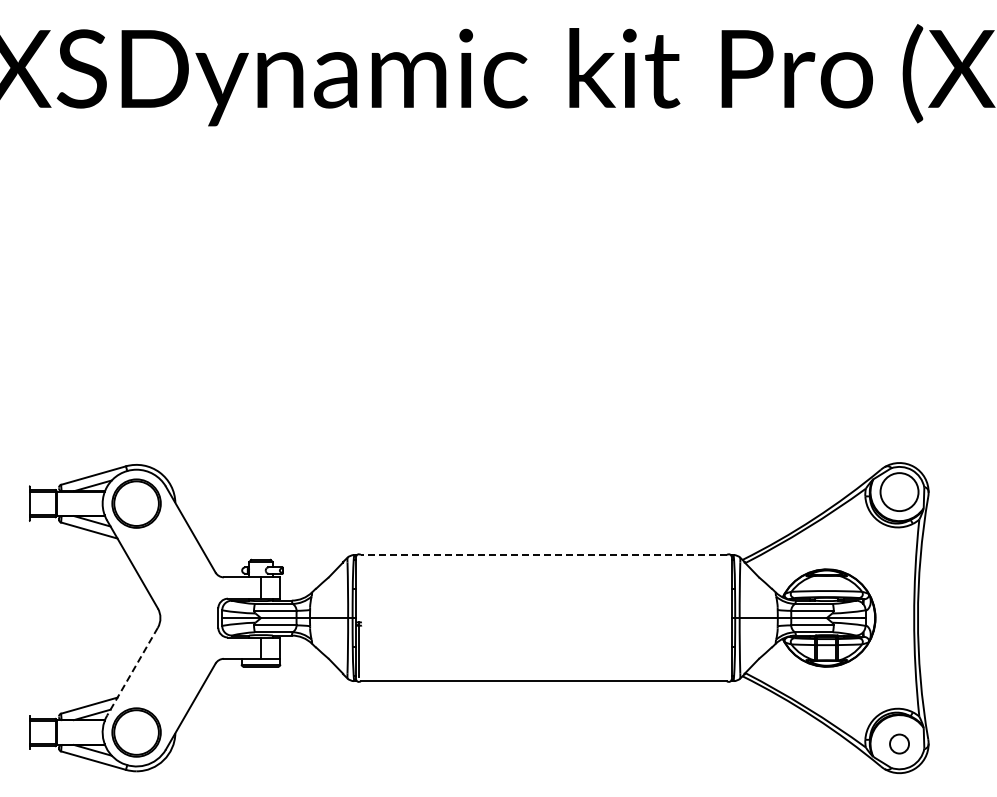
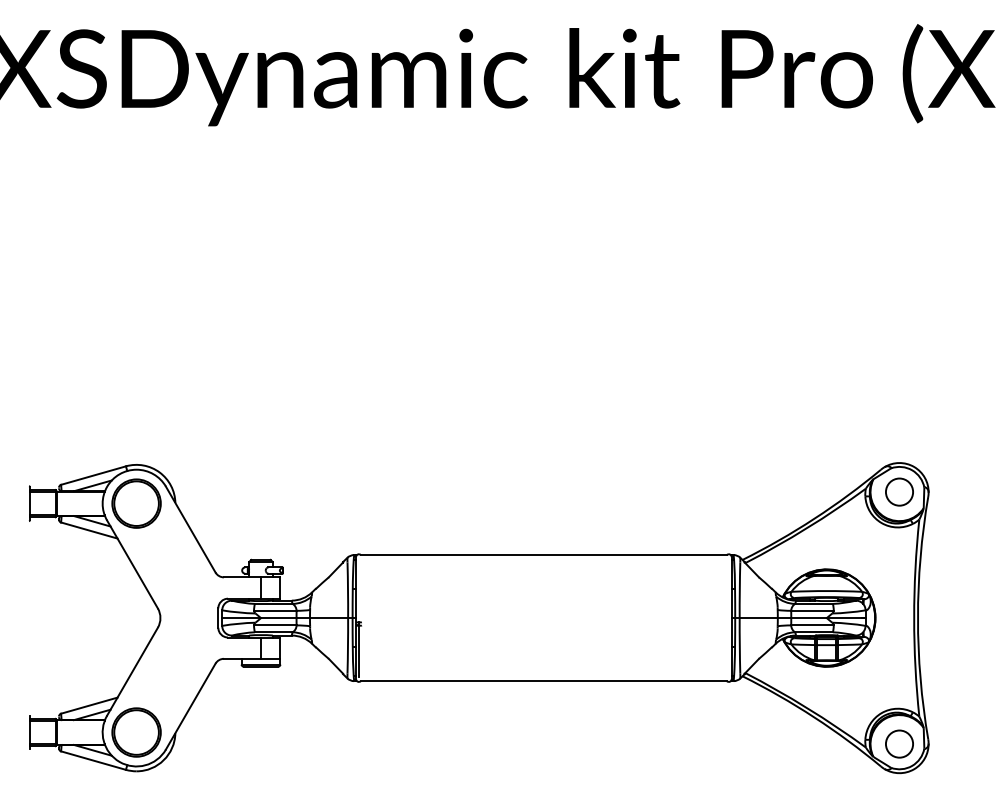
circle diameter: 38 px -> 27 px (899, 491)
line: dashed -> solid (543, 555)
line: dashed -> solid (132, 671)
circle size: 21x22 px -> 29x30 px (899, 743)
